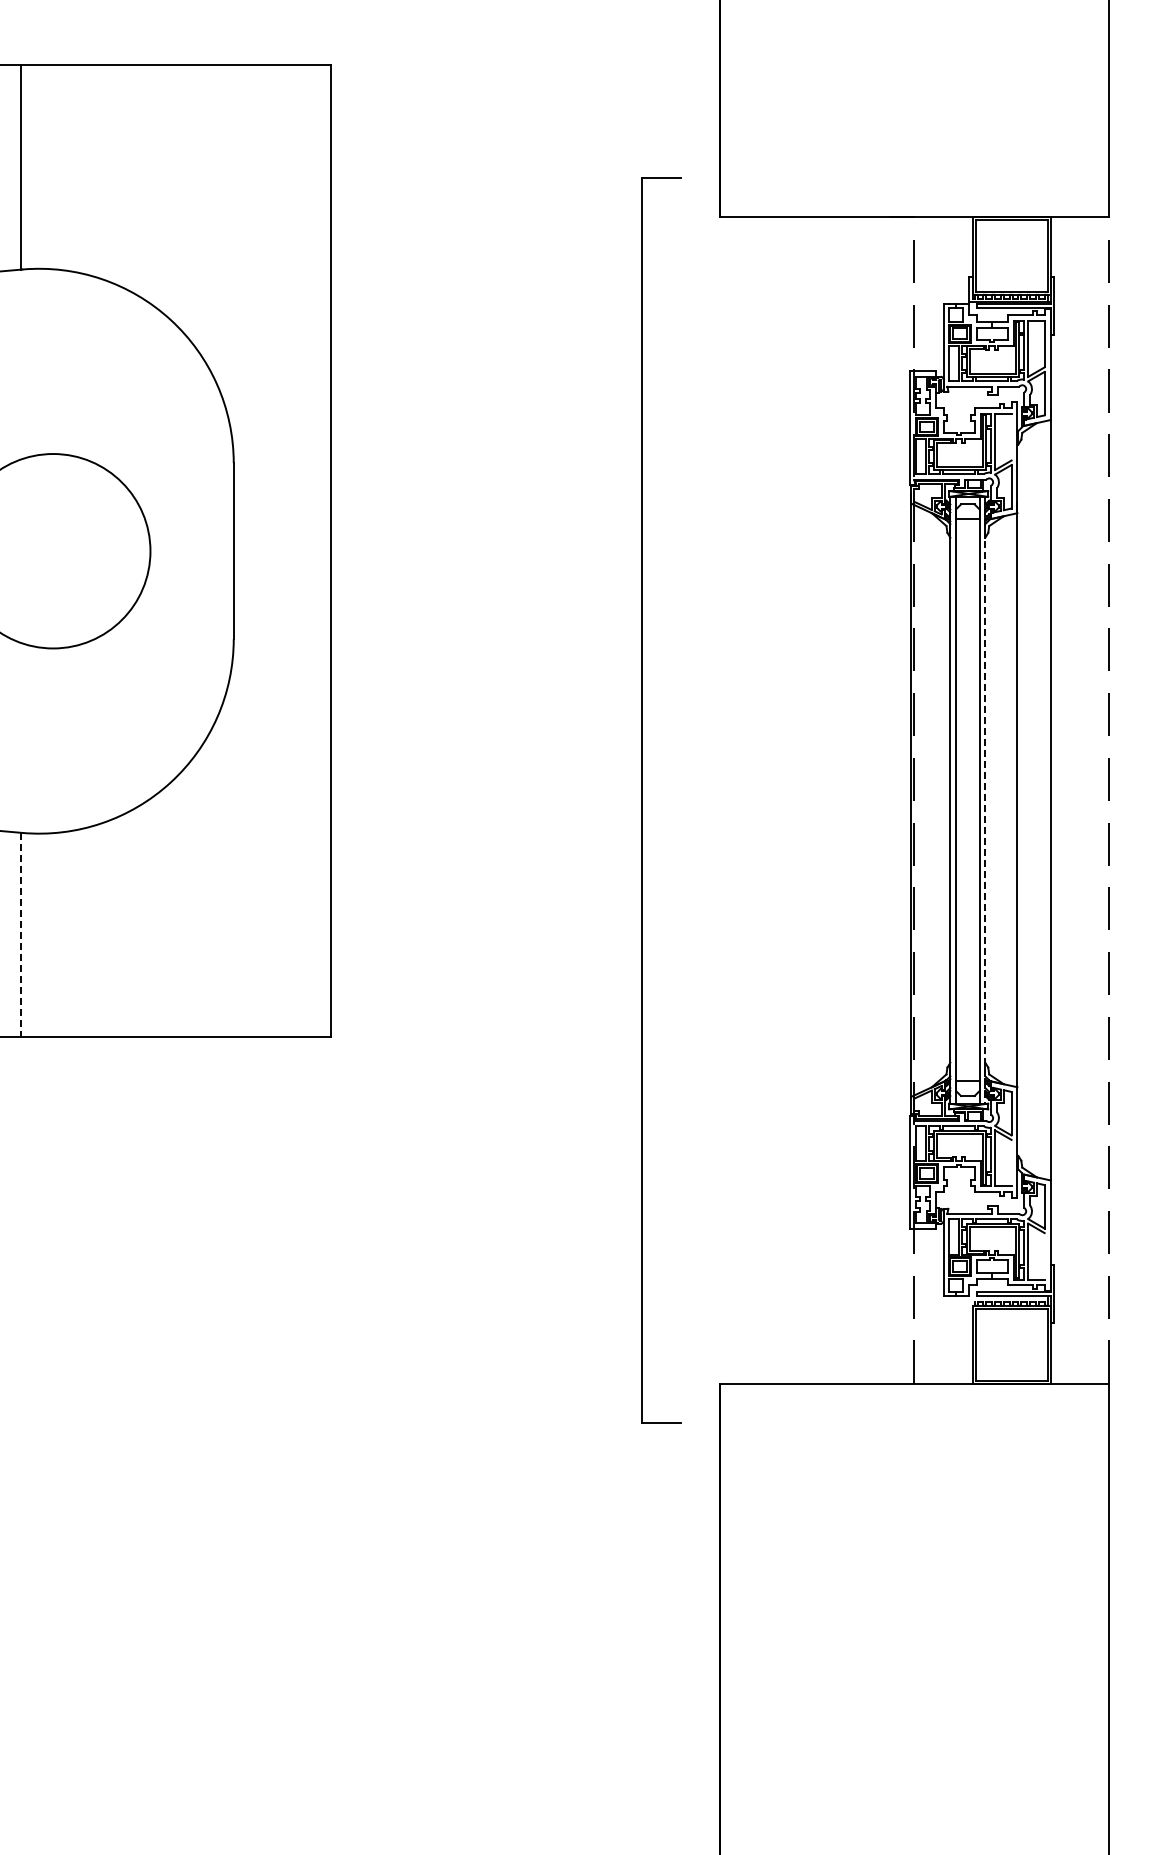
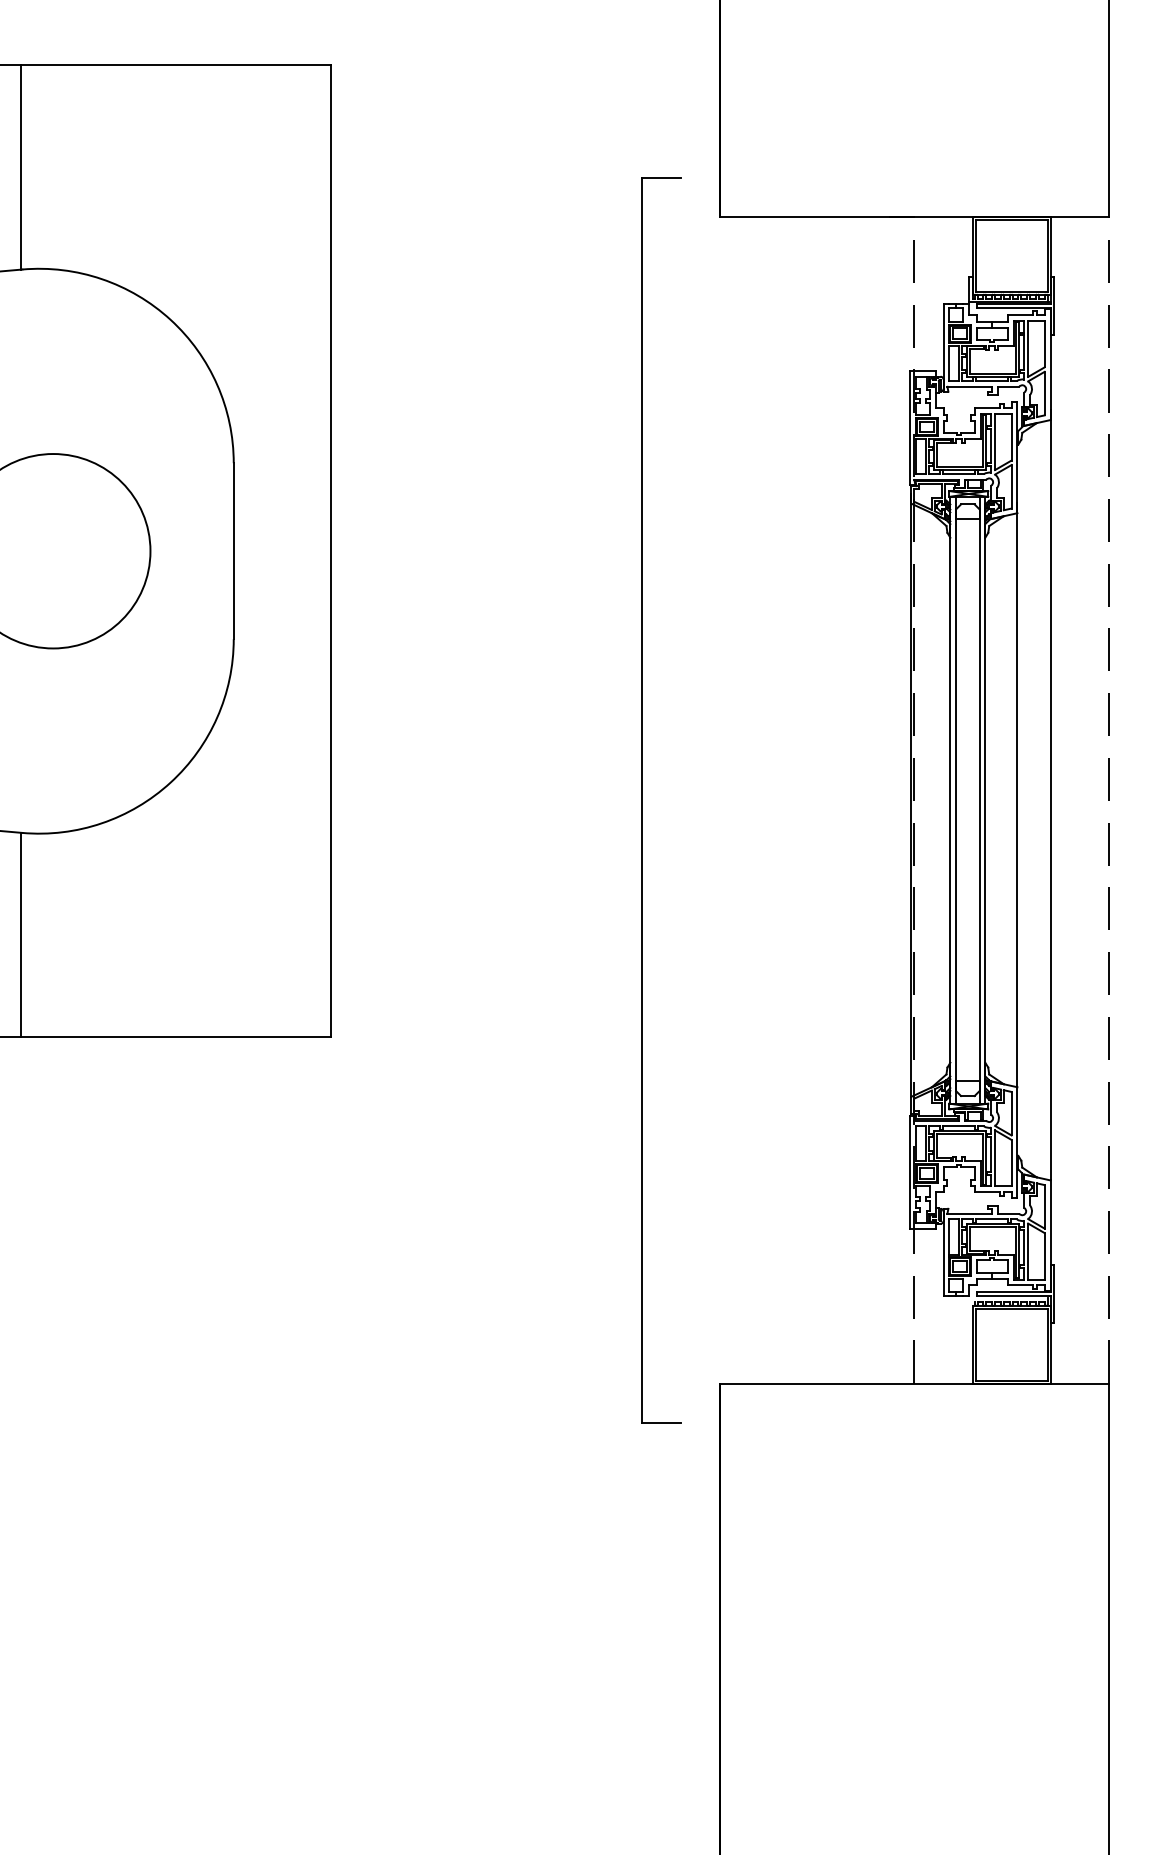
line: none -> present (1011, 437)
line: dashed -> solid (985, 800)
line: dashed -> solid (20, 935)
line: none -> present (1011, 1162)
line: none -> present (1044, 1256)
